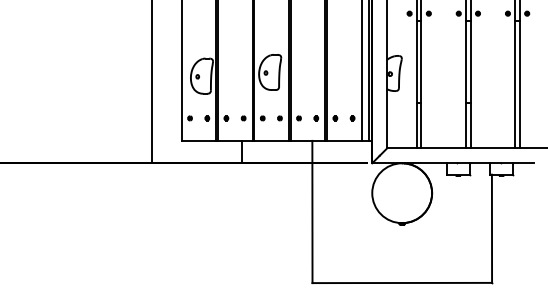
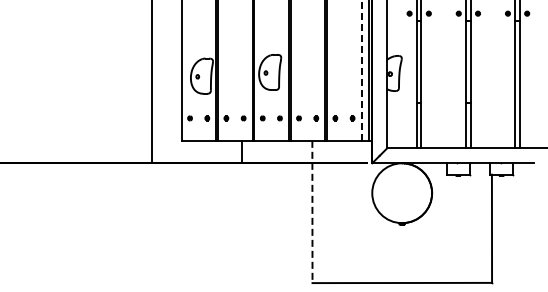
line: solid -> dashed (361, 70)
line: solid -> dashed (312, 212)
